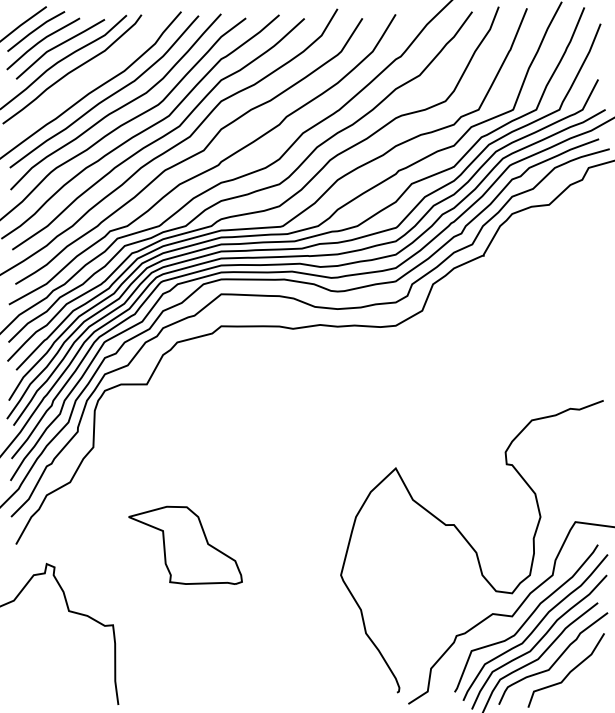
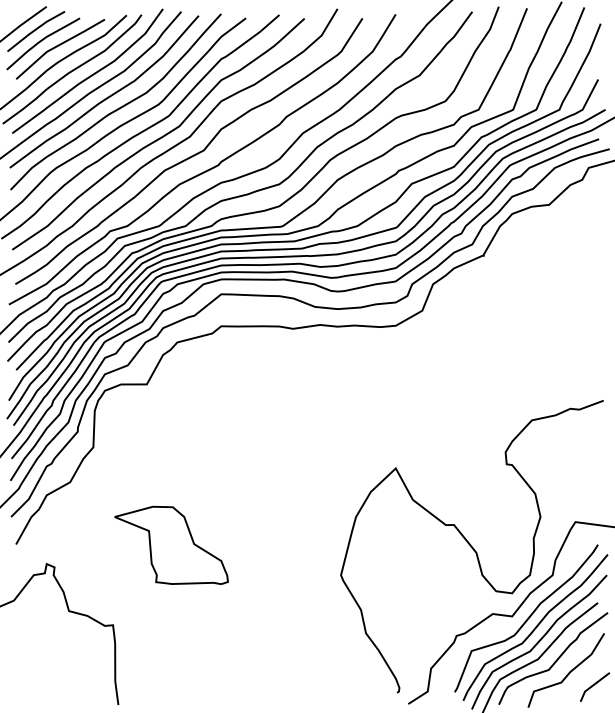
curve: none -> present (91, 74)
part position: (185, 544) -> (171, 544) (171, 544)
line: none -> present (594, 685)
